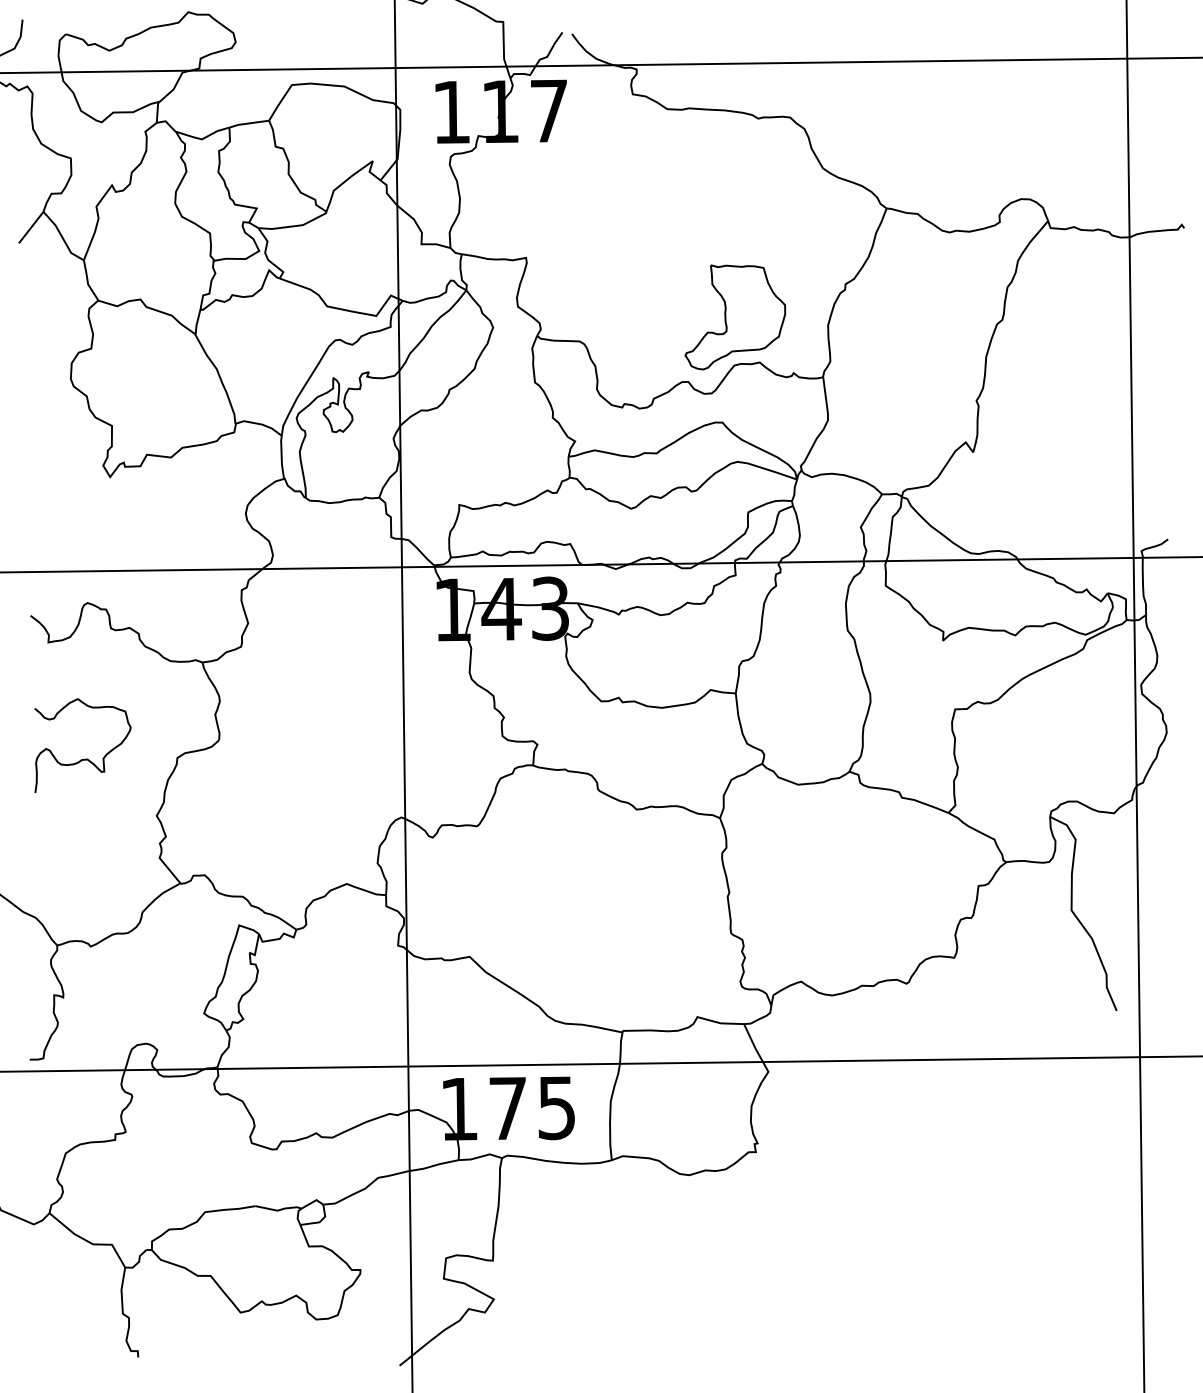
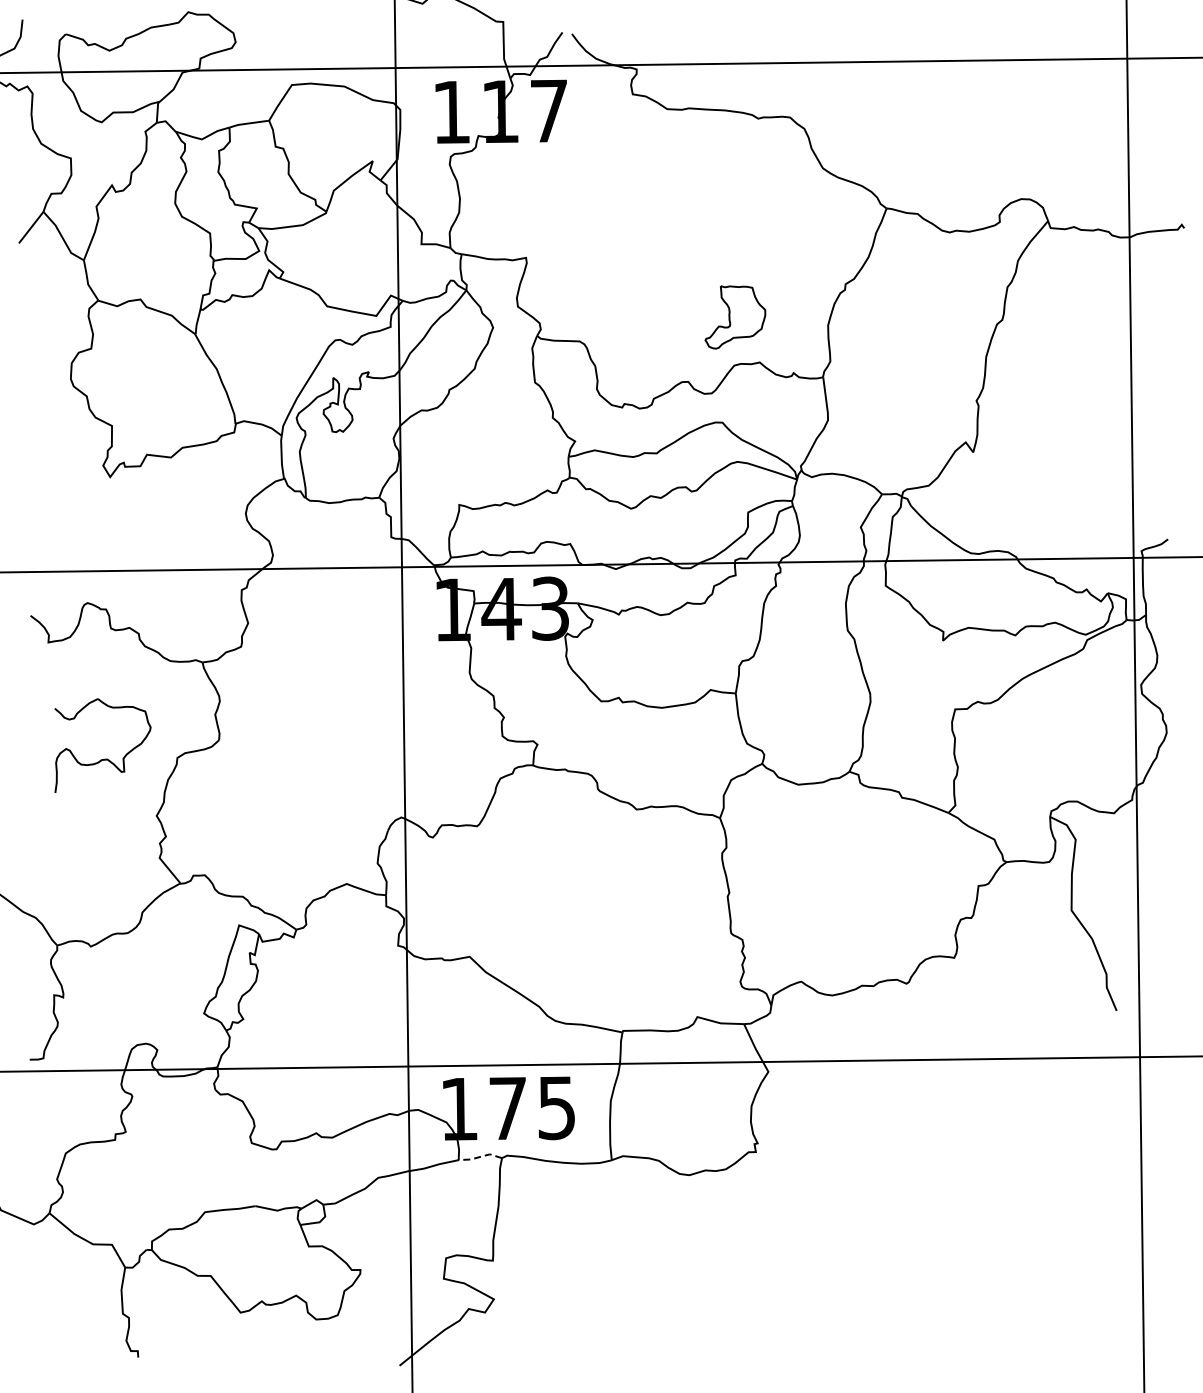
part size: 103x107 px -> 63x65 px (735, 317)
part position: (84, 758) -> (104, 758) (104, 758)
line: solid -> dashed (480, 1156)
